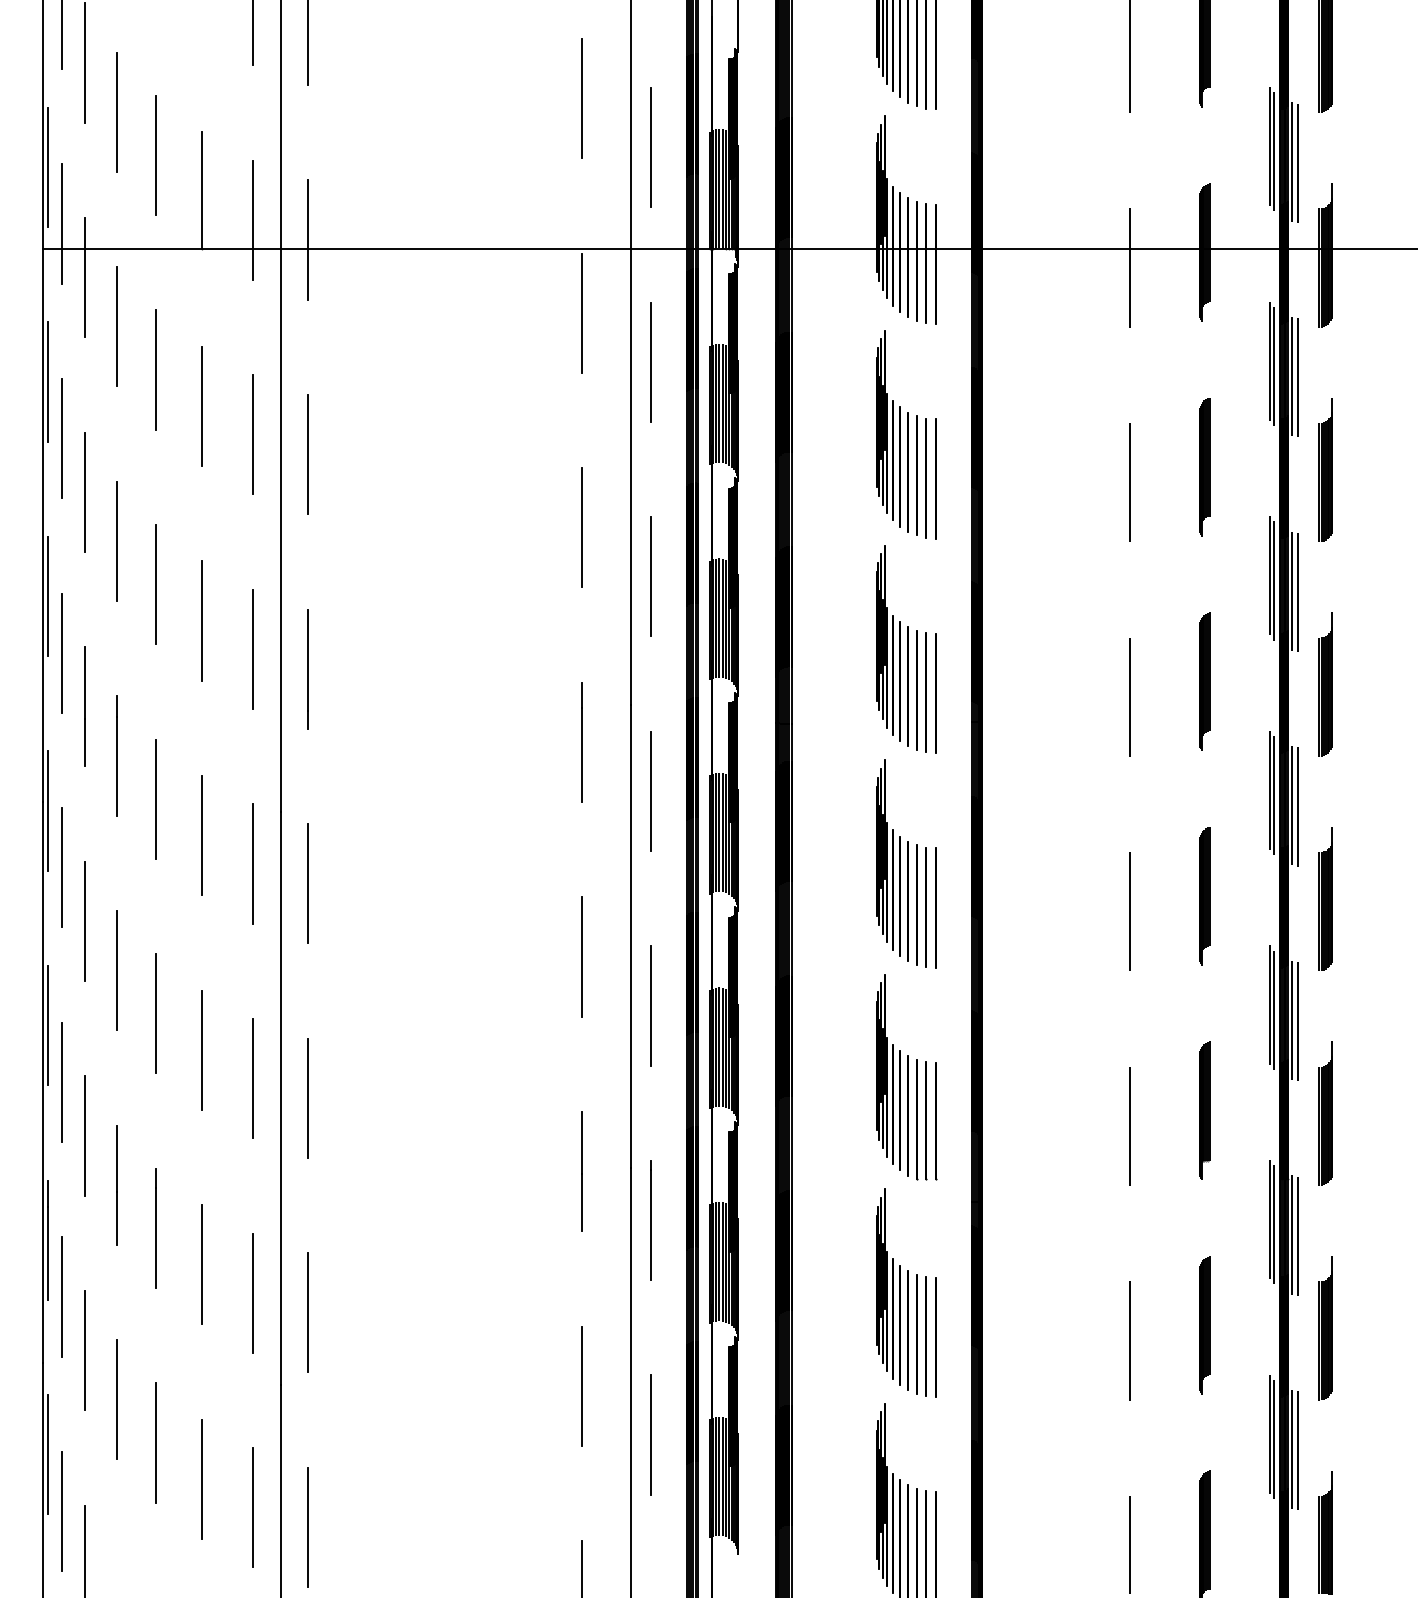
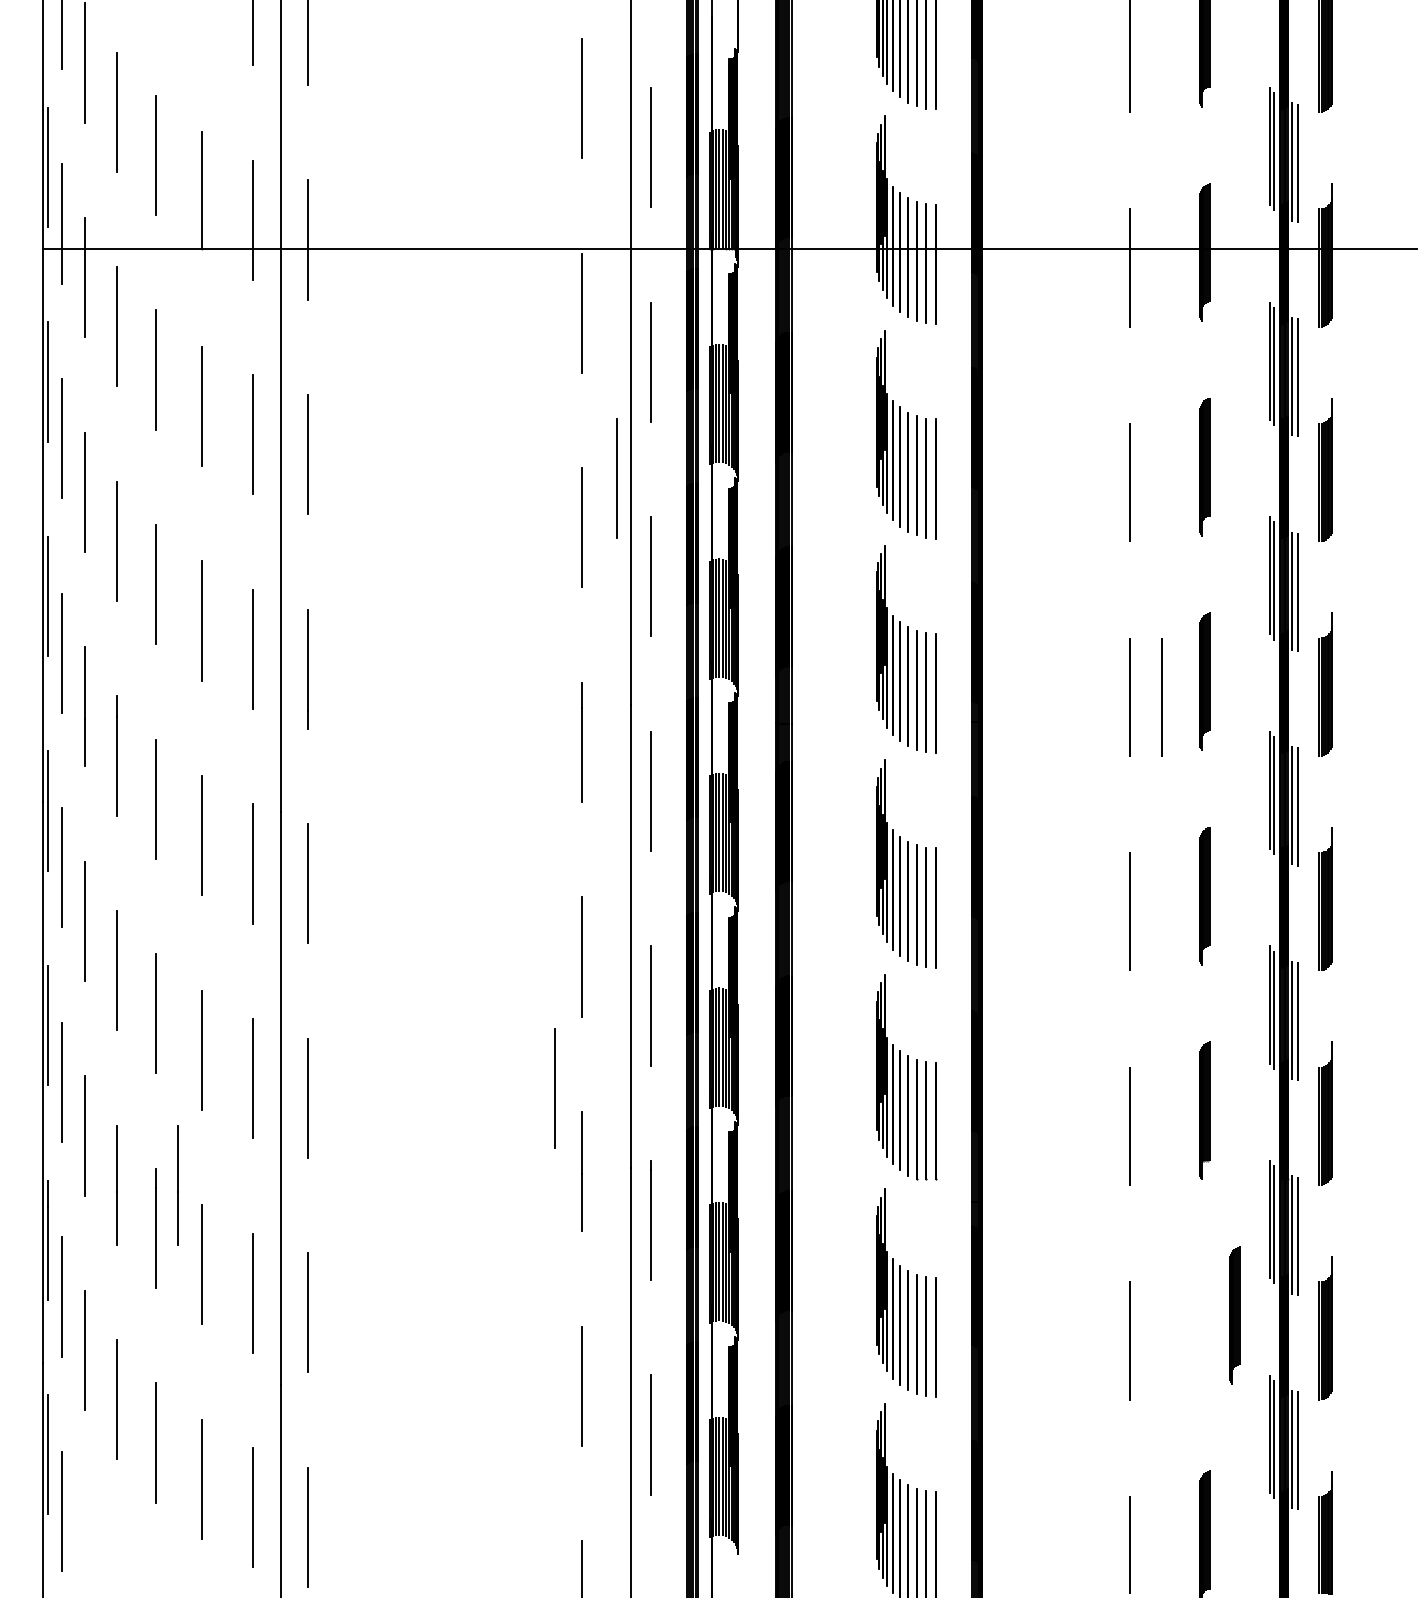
line: none -> present (616, 478)
line: none -> present (1161, 697)
line: none -> present (554, 1088)
line: none -> present (177, 1185)
part position: (1204, 1325) -> (1234, 1315) (1234, 1315)
line: present -> none (84, 1549)
